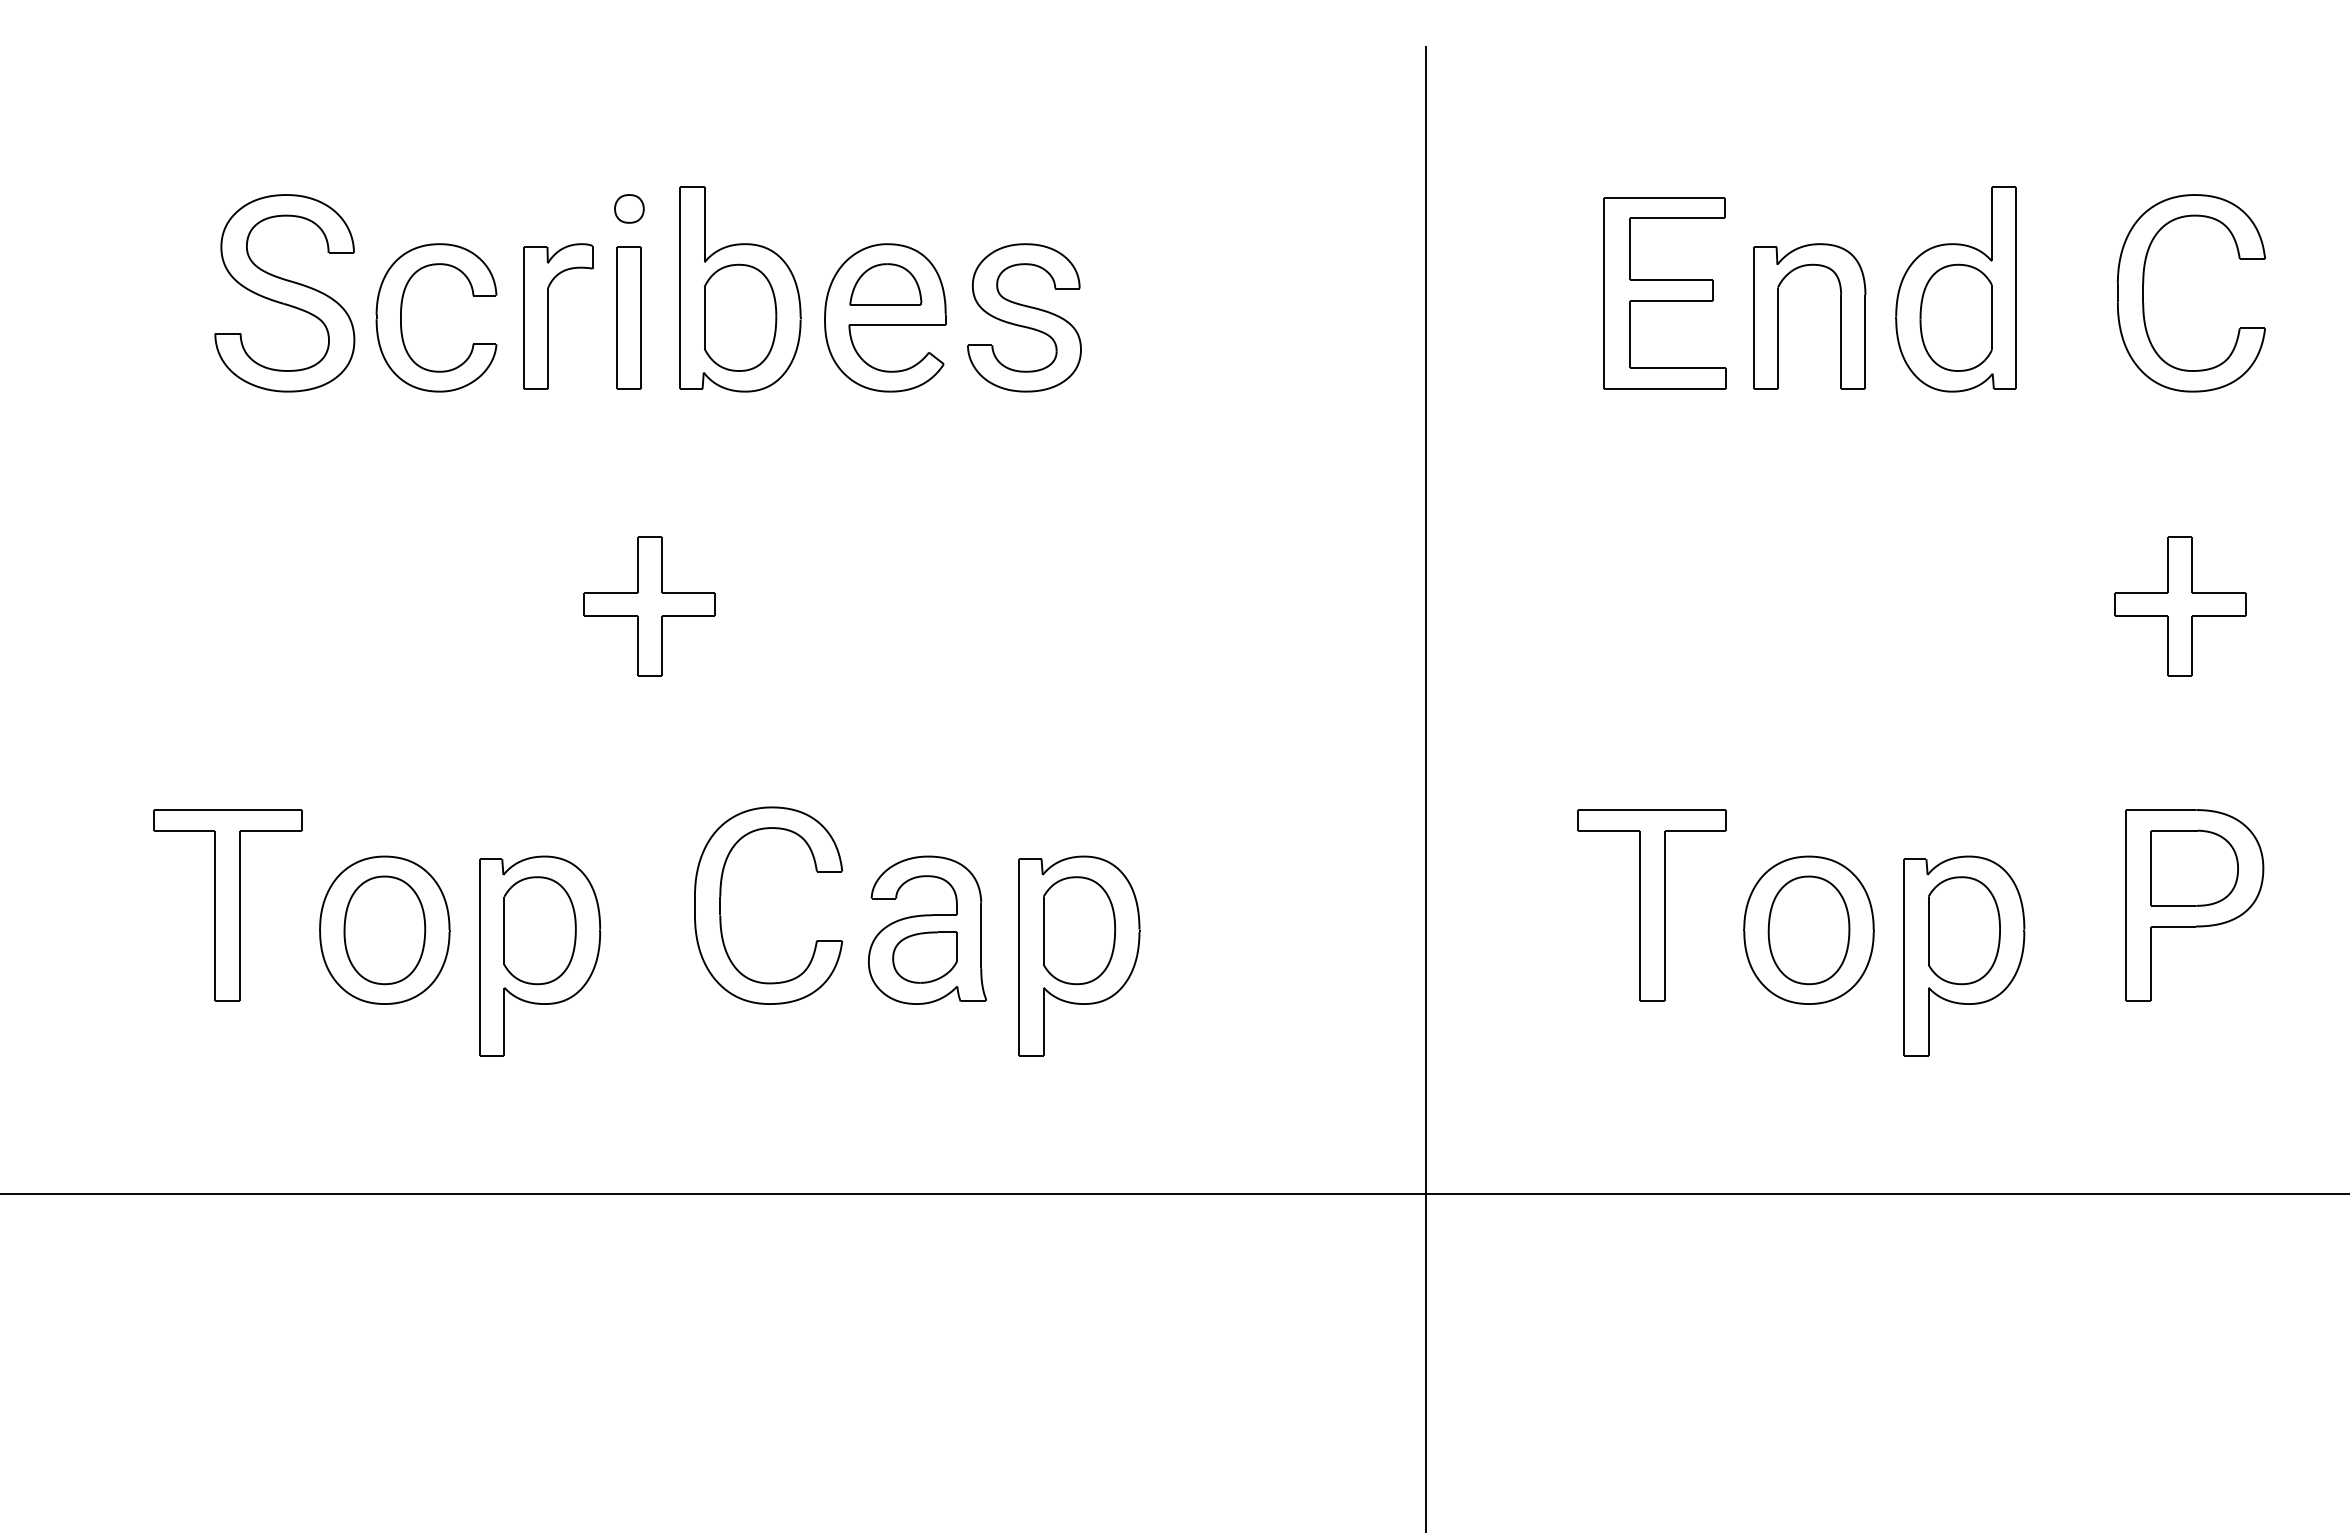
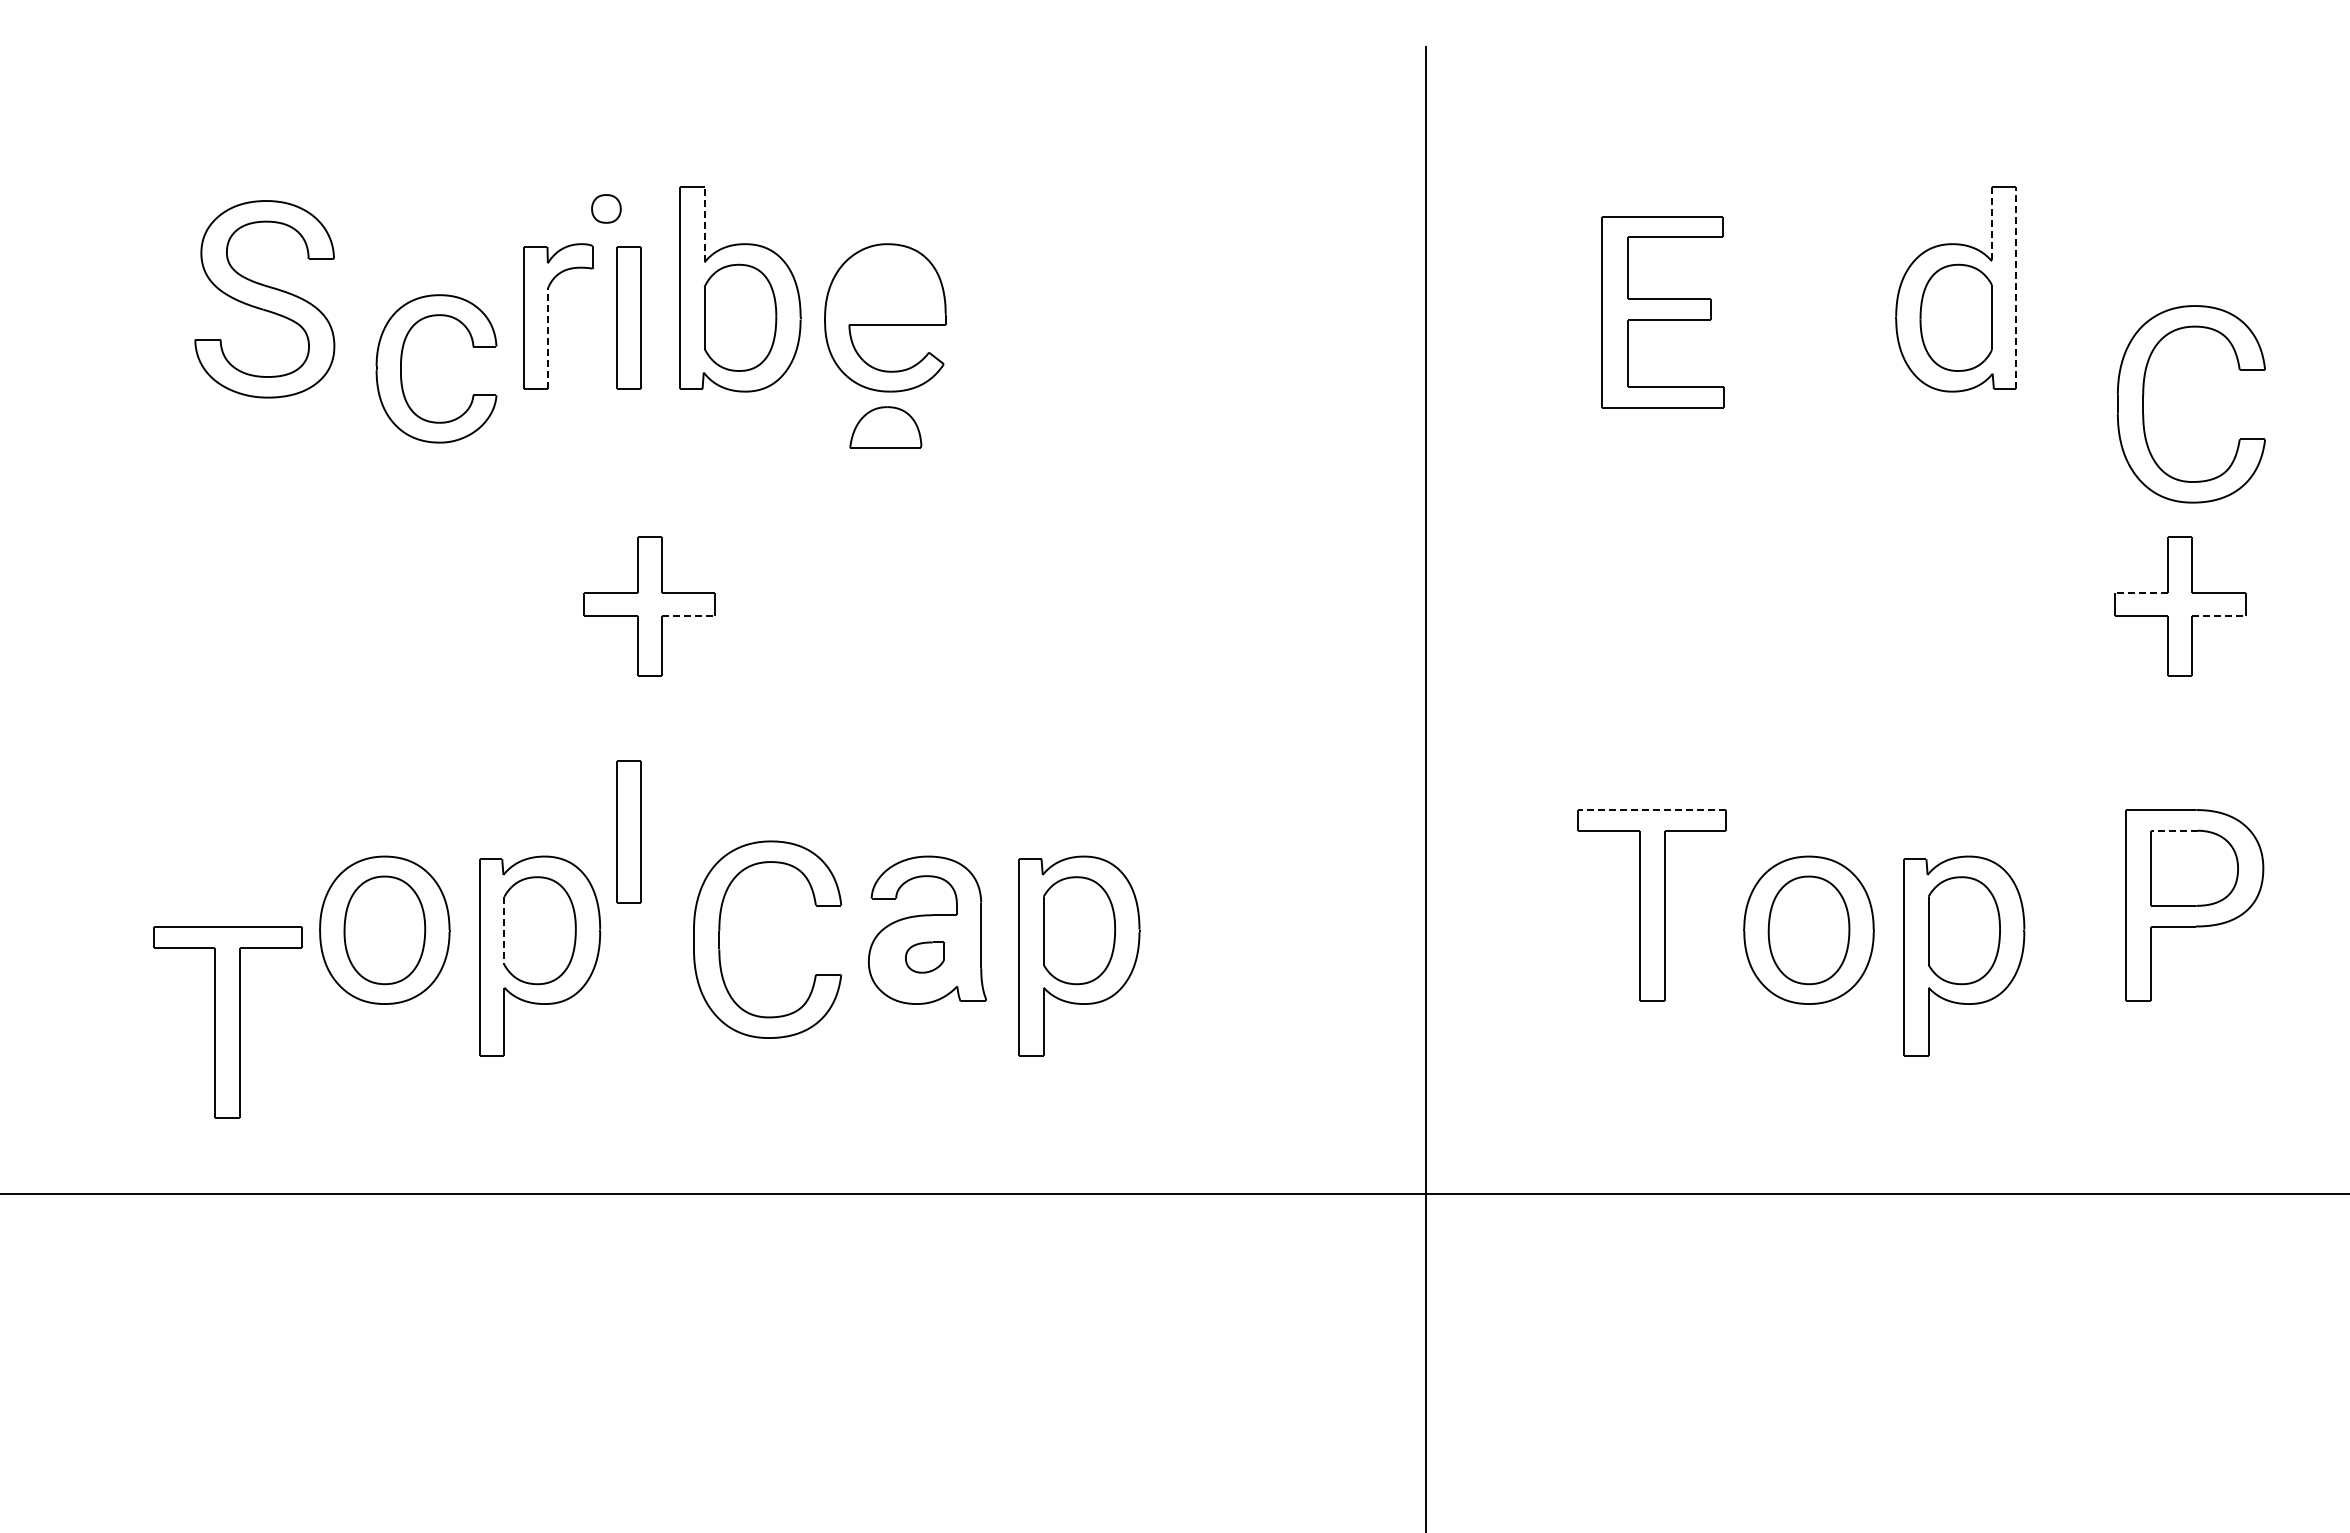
part position: (629, 208) -> (606, 208) (606, 208)
line: solid -> dashed (704, 224)
line: solid -> dashed (1991, 224)
part position: (885, 284) -> (885, 427) (885, 427)
line: solid -> dashed (2016, 288)
part position: (284, 293) -> (264, 299) (264, 299)
part position: (1664, 293) -> (1662, 312) (1662, 312)
part position: (2143, 293) -> (2143, 404) (2143, 404)
part: present -> none (1778, 316)
part position: (401, 317) -> (401, 368) (401, 368)
part: present -> none (1024, 317)
line: solid -> dashed (548, 338)
line: solid -> dashed (2141, 592)
line: solid -> dashed (688, 615)
line: solid -> dashed (2219, 615)
line: solid -> dashed (1651, 810)
line: solid -> dashed (2173, 830)
part: none -> present (628, 831)
part position: (721, 896) -> (720, 930) (720, 930)
part position: (227, 905) -> (227, 1022) (227, 1022)
line: solid -> dashed (504, 930)
part size: 66x53 px -> 40x33 px (924, 957)
